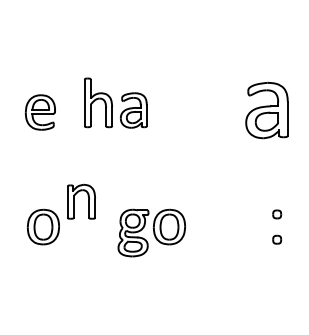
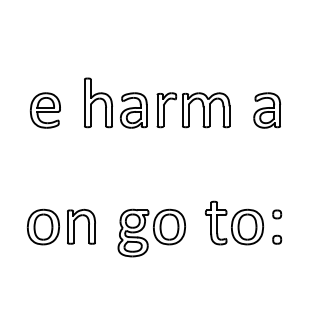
part: none -> present (193, 110)
part size: 44x58 px -> 29x37 px (267, 110)
part position: (40, 112) -> (45, 110) (45, 110)
part position: (74, 201) -> (74, 226) (74, 226)
part: none -> present (234, 222)
